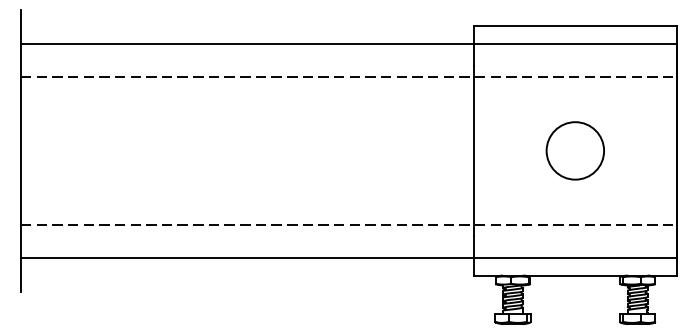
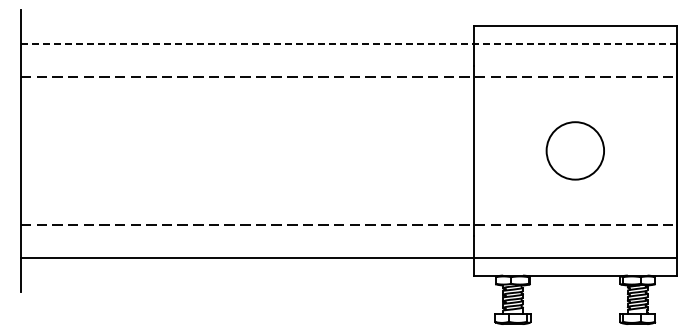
line: solid -> dashed (348, 44)
